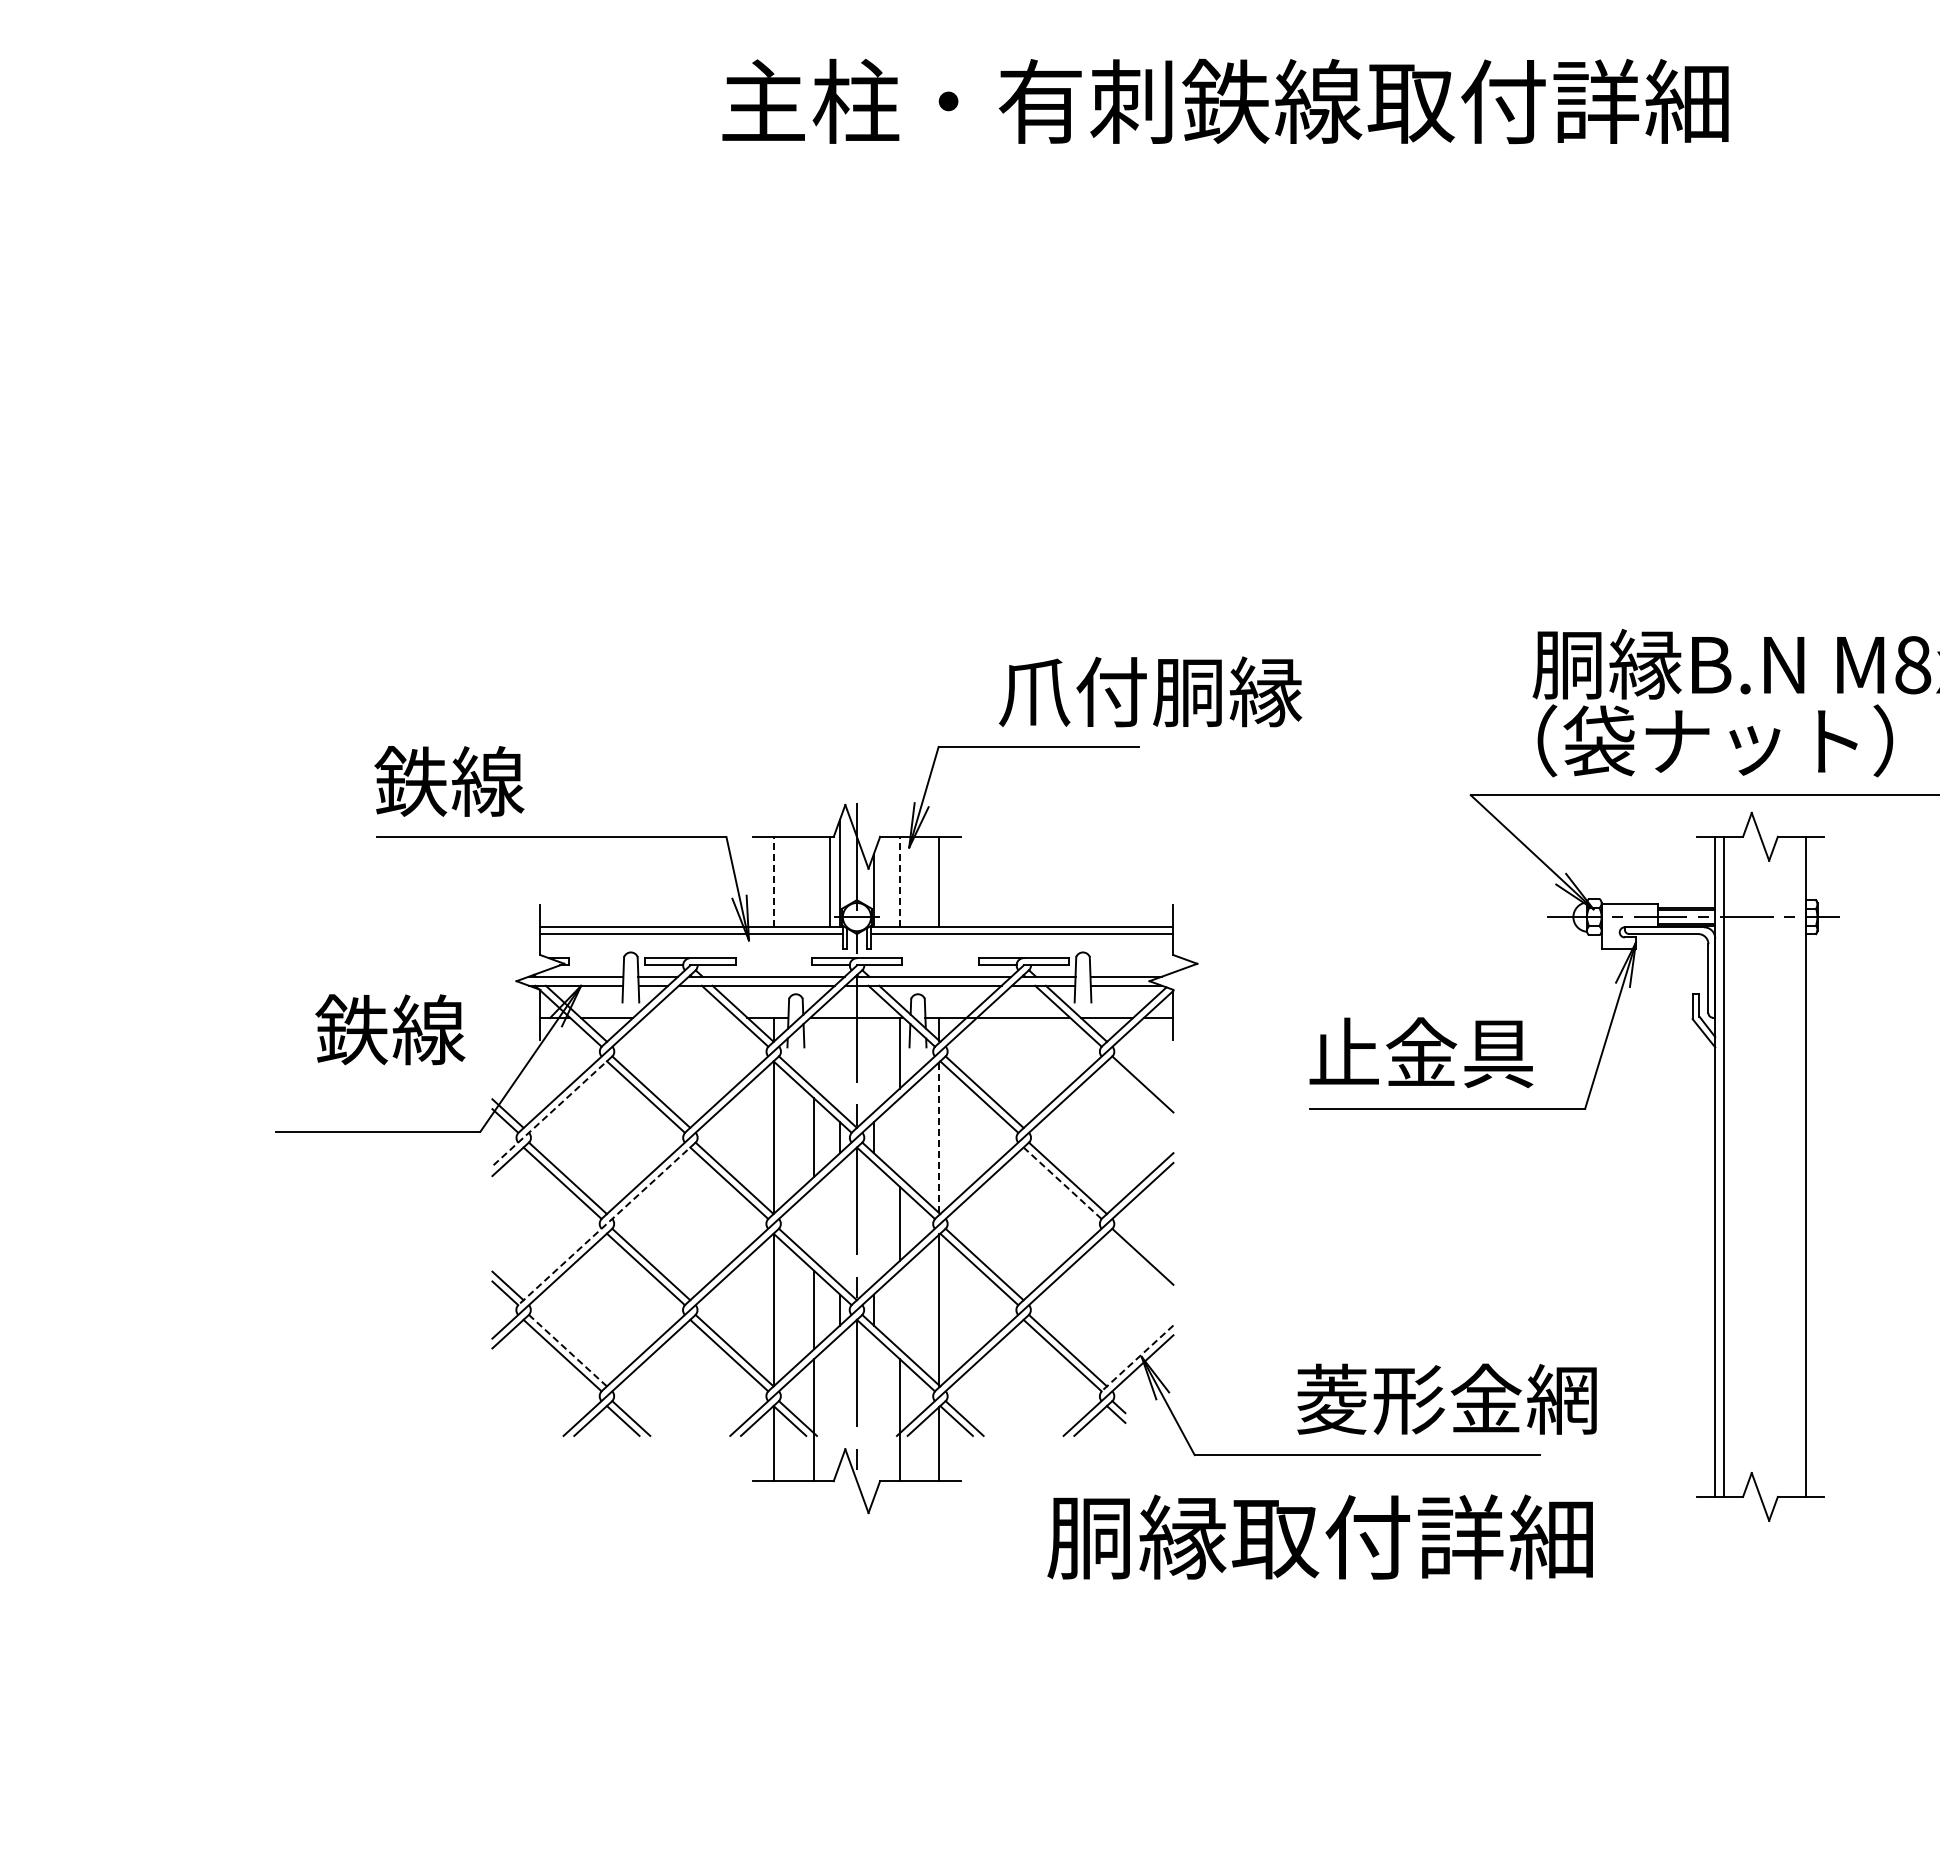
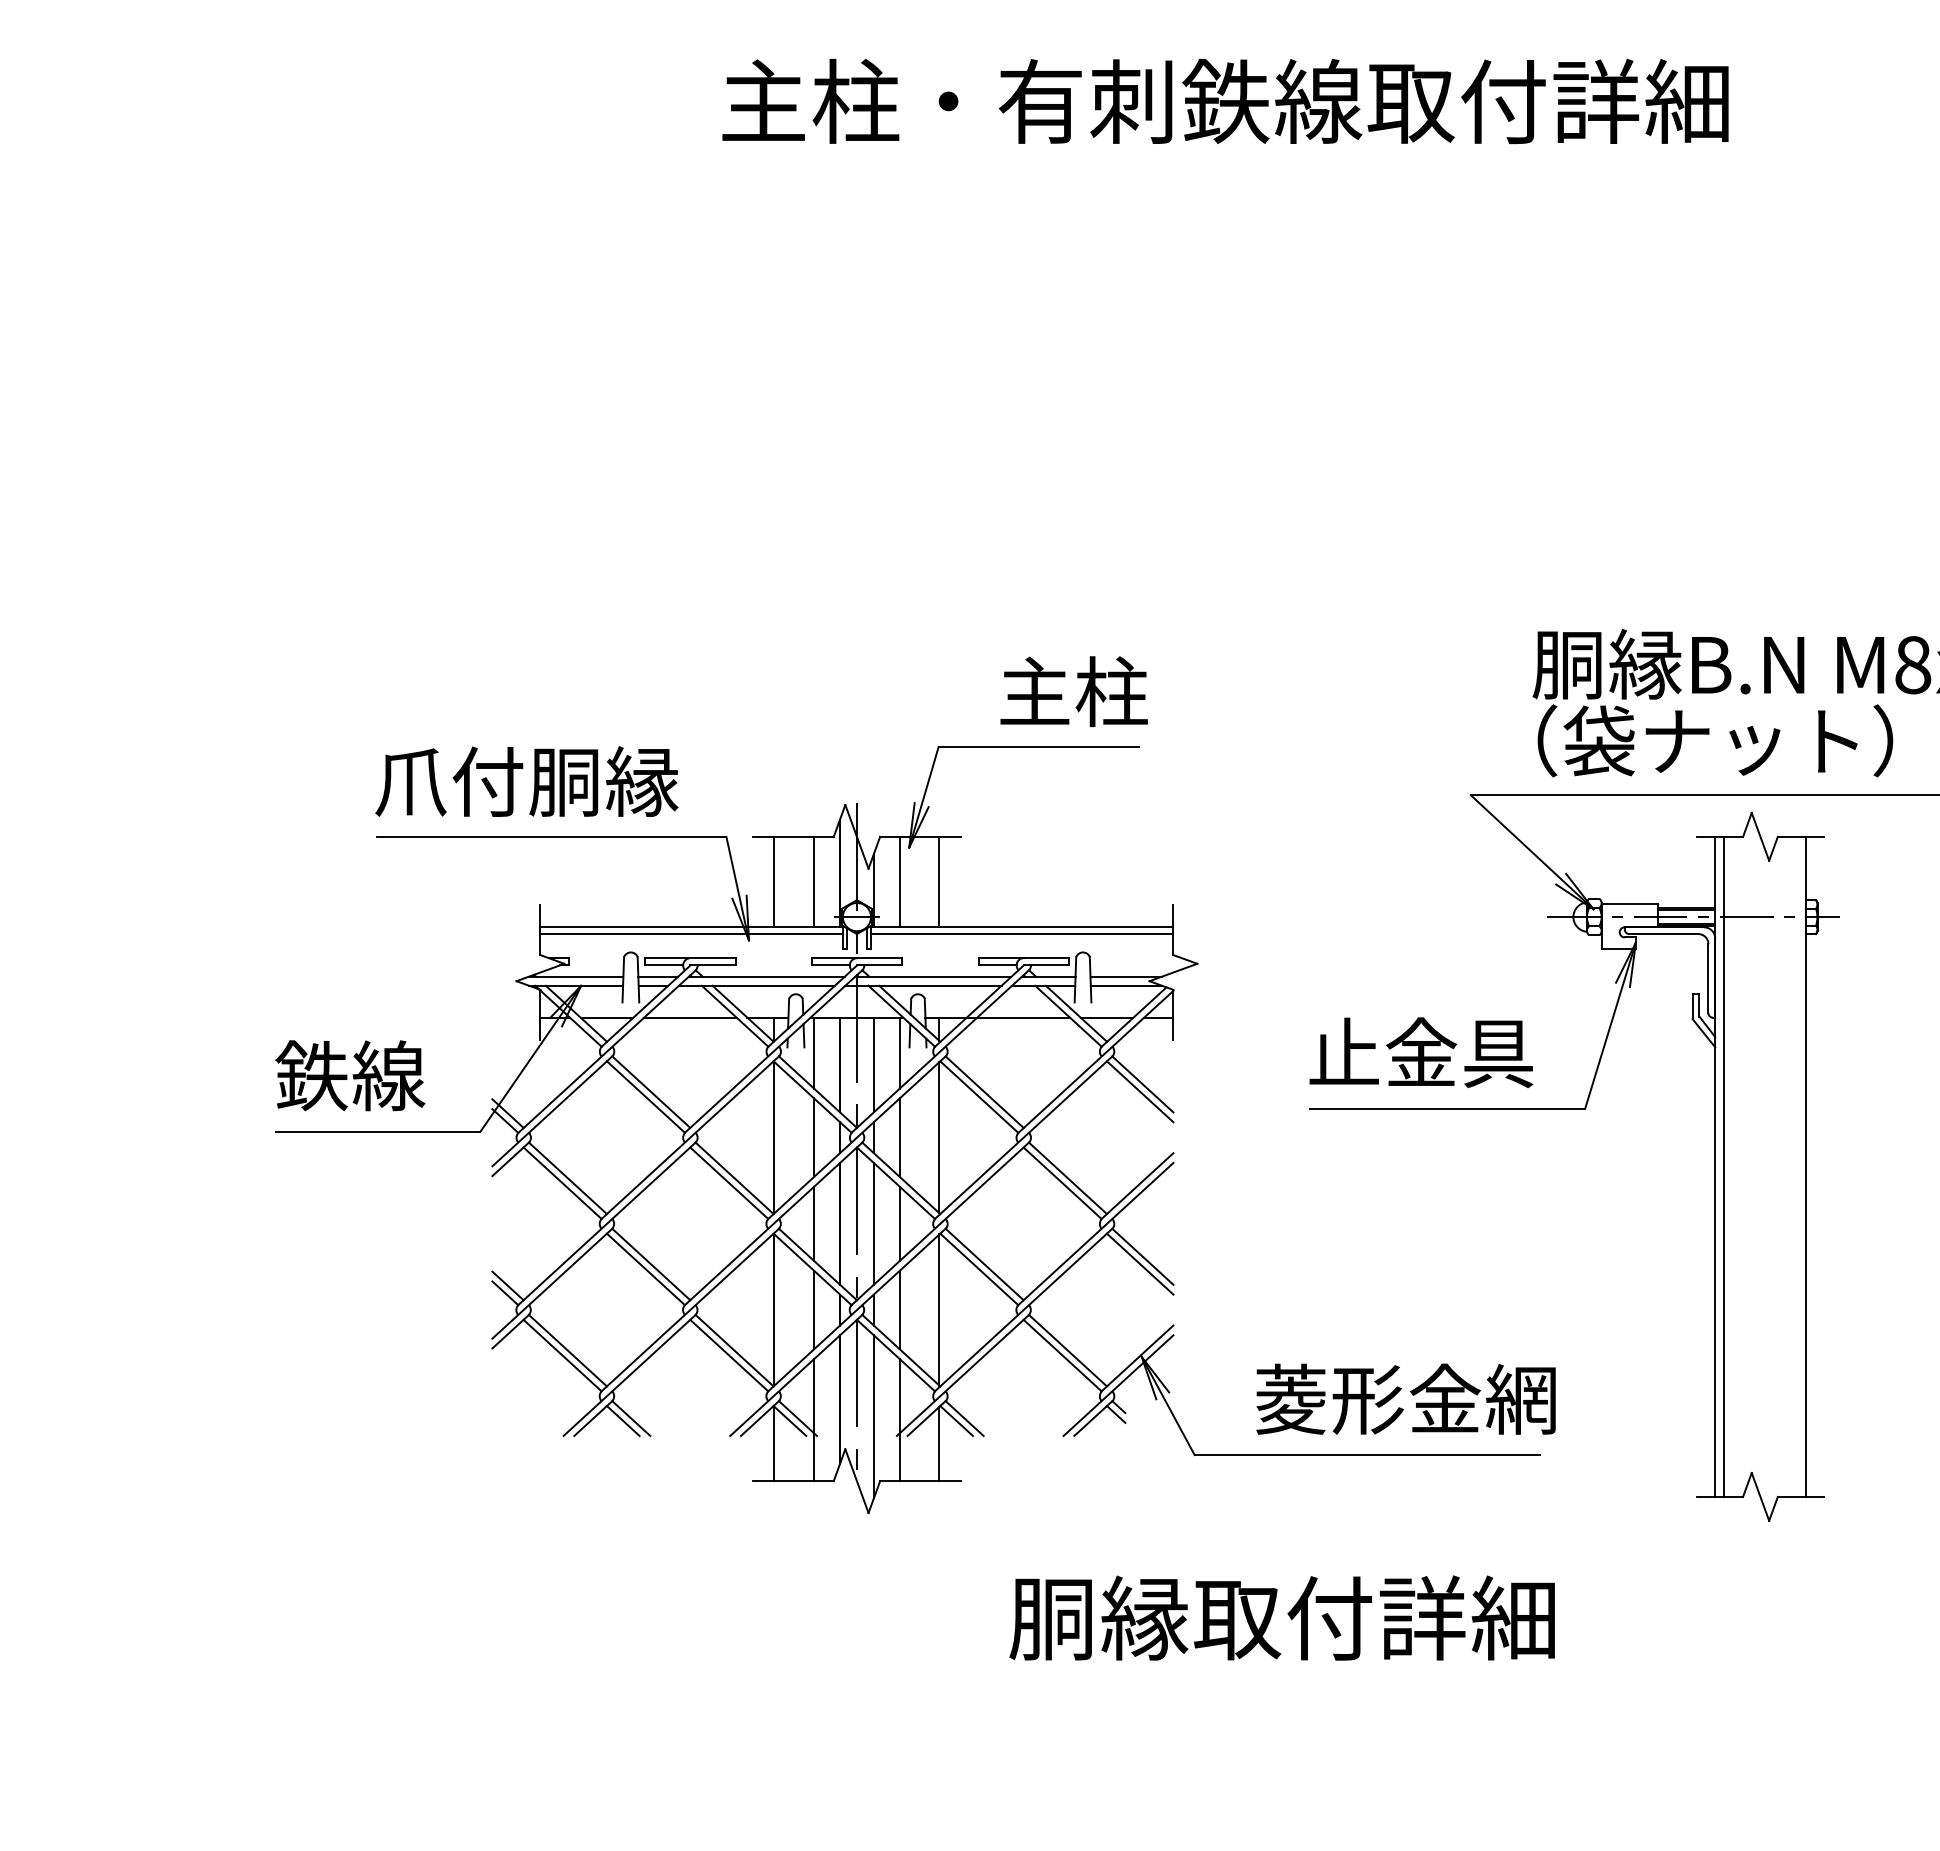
text: 爪付胴縁 -> 主柱 (1150, 691)
text: 鉄線 -> 爪付胴縁 (526, 781)
line: dashed -> solid (774, 881)
line position: (830, 881) -> (814, 881) (814, 881)
line: dashed -> solid (899, 881)
line: none -> present (690, 1017)
text position: (390, 1029) -> (350, 1075) (350, 1075)
line: none -> present (814, 1052)
line: none -> present (840, 1064)
line: none -> present (873, 1064)
line: none -> present (1139, 1091)
line: dashed -> solid (551, 1111)
line: none -> present (899, 1137)
line: dashed -> solid (939, 1137)
line: dashed -> solid (1062, 1183)
line: none -> present (814, 1223)
line: none -> present (840, 1223)
line: none -> present (873, 1223)
line: dashed -> solid (606, 1224)
line: none -> present (1139, 1263)
line: none -> present (899, 1309)
line: dashed -> solid (567, 1350)
line: dashed -> solid (1137, 1358)
text position: (1446, 1398) -> (1405, 1398) (1405, 1398)
line: none -> present (840, 1399)
line: none -> present (873, 1416)
text position: (1319, 1536) -> (1281, 1617) (1281, 1617)
